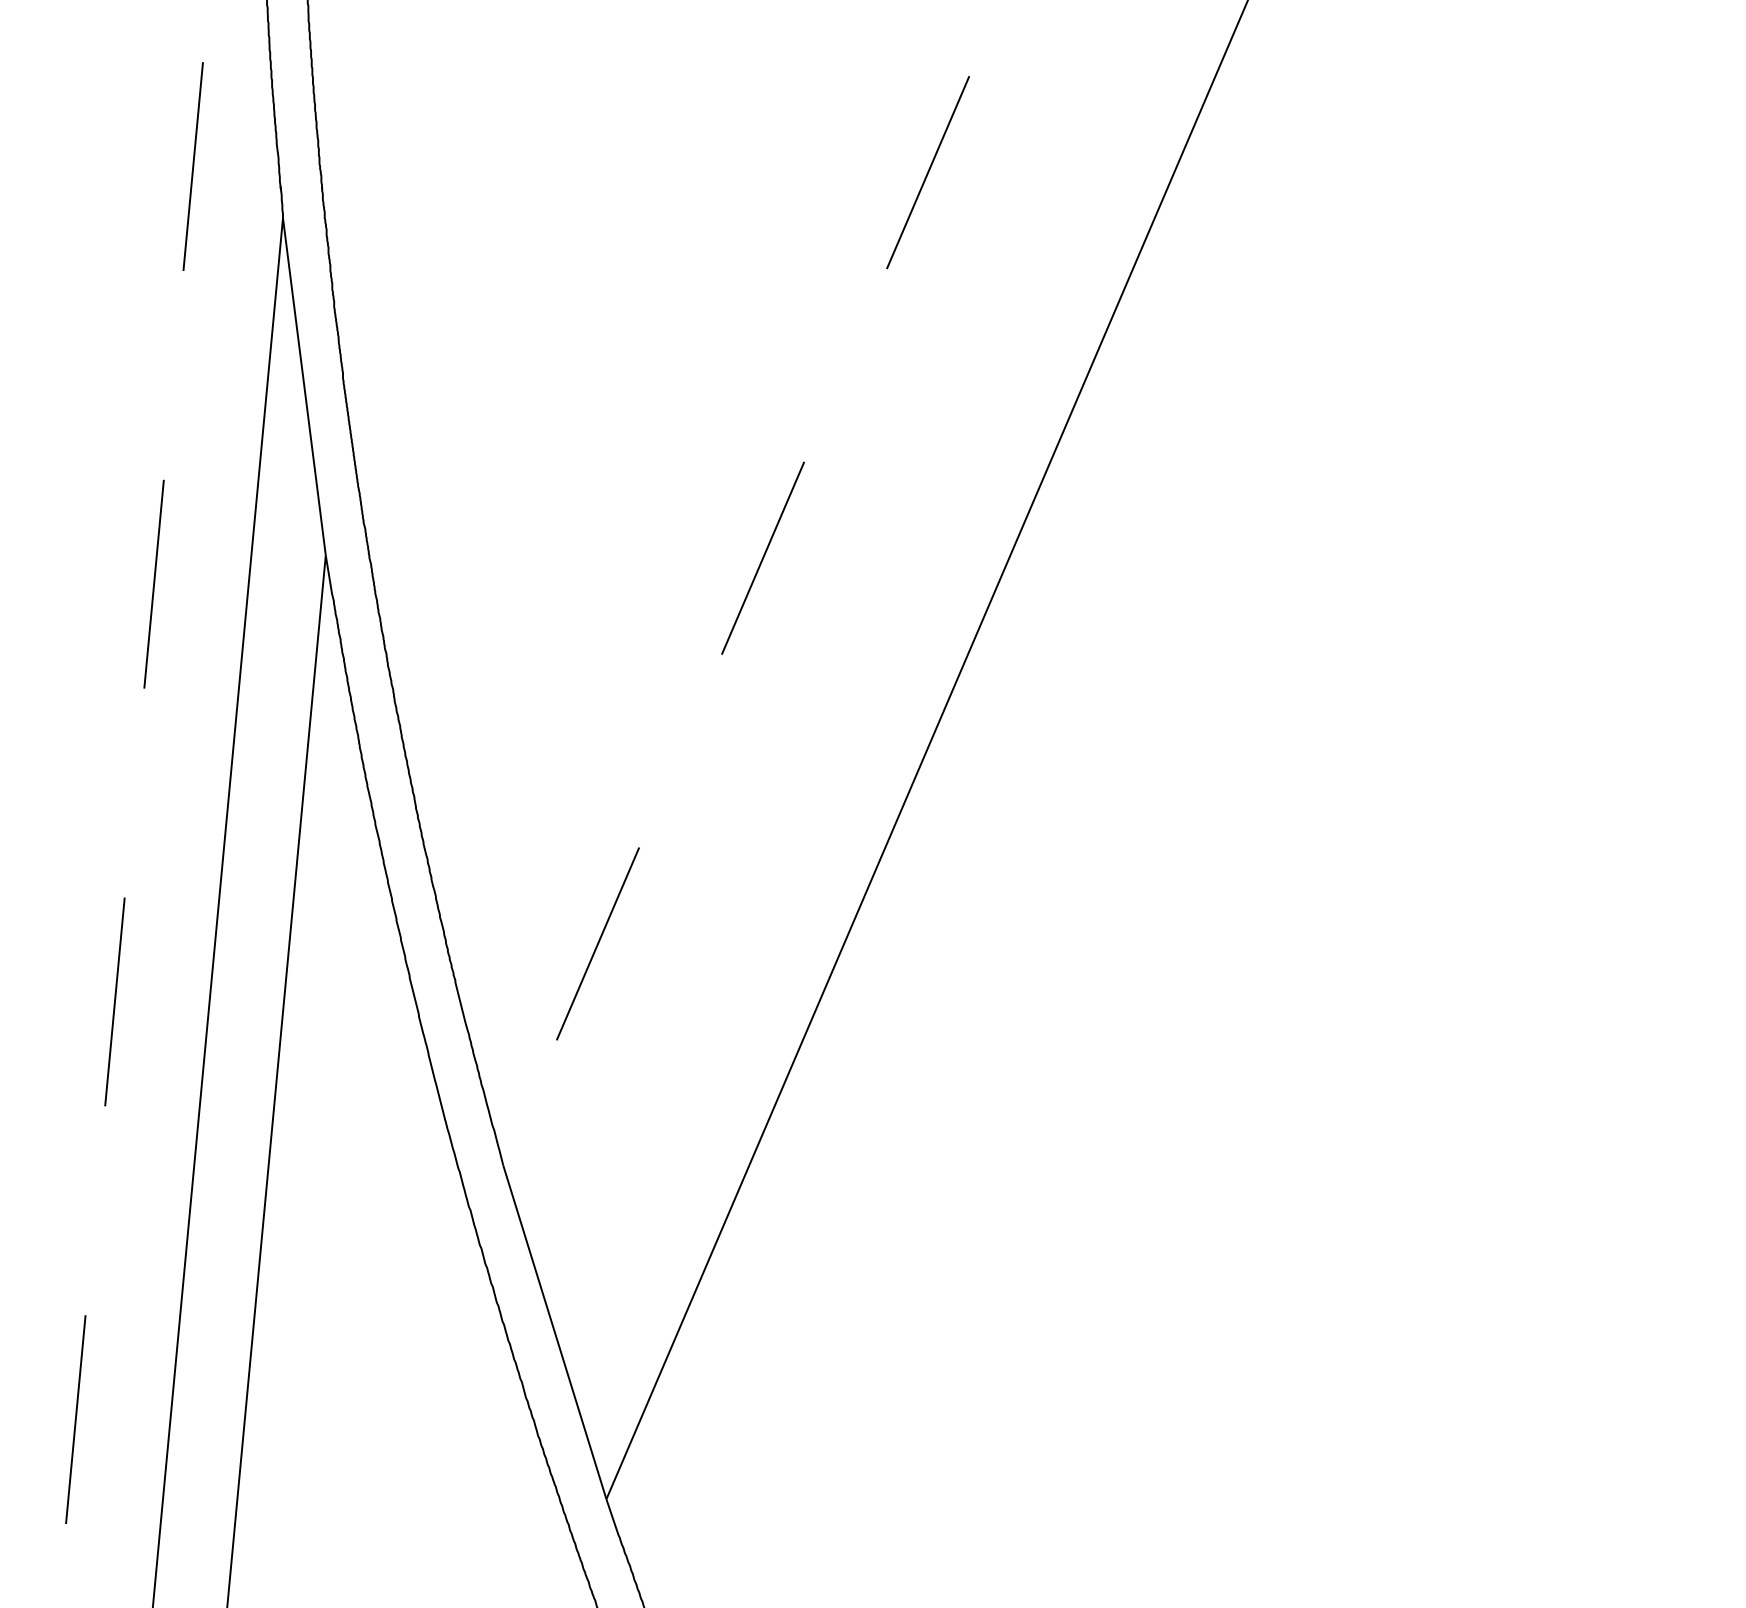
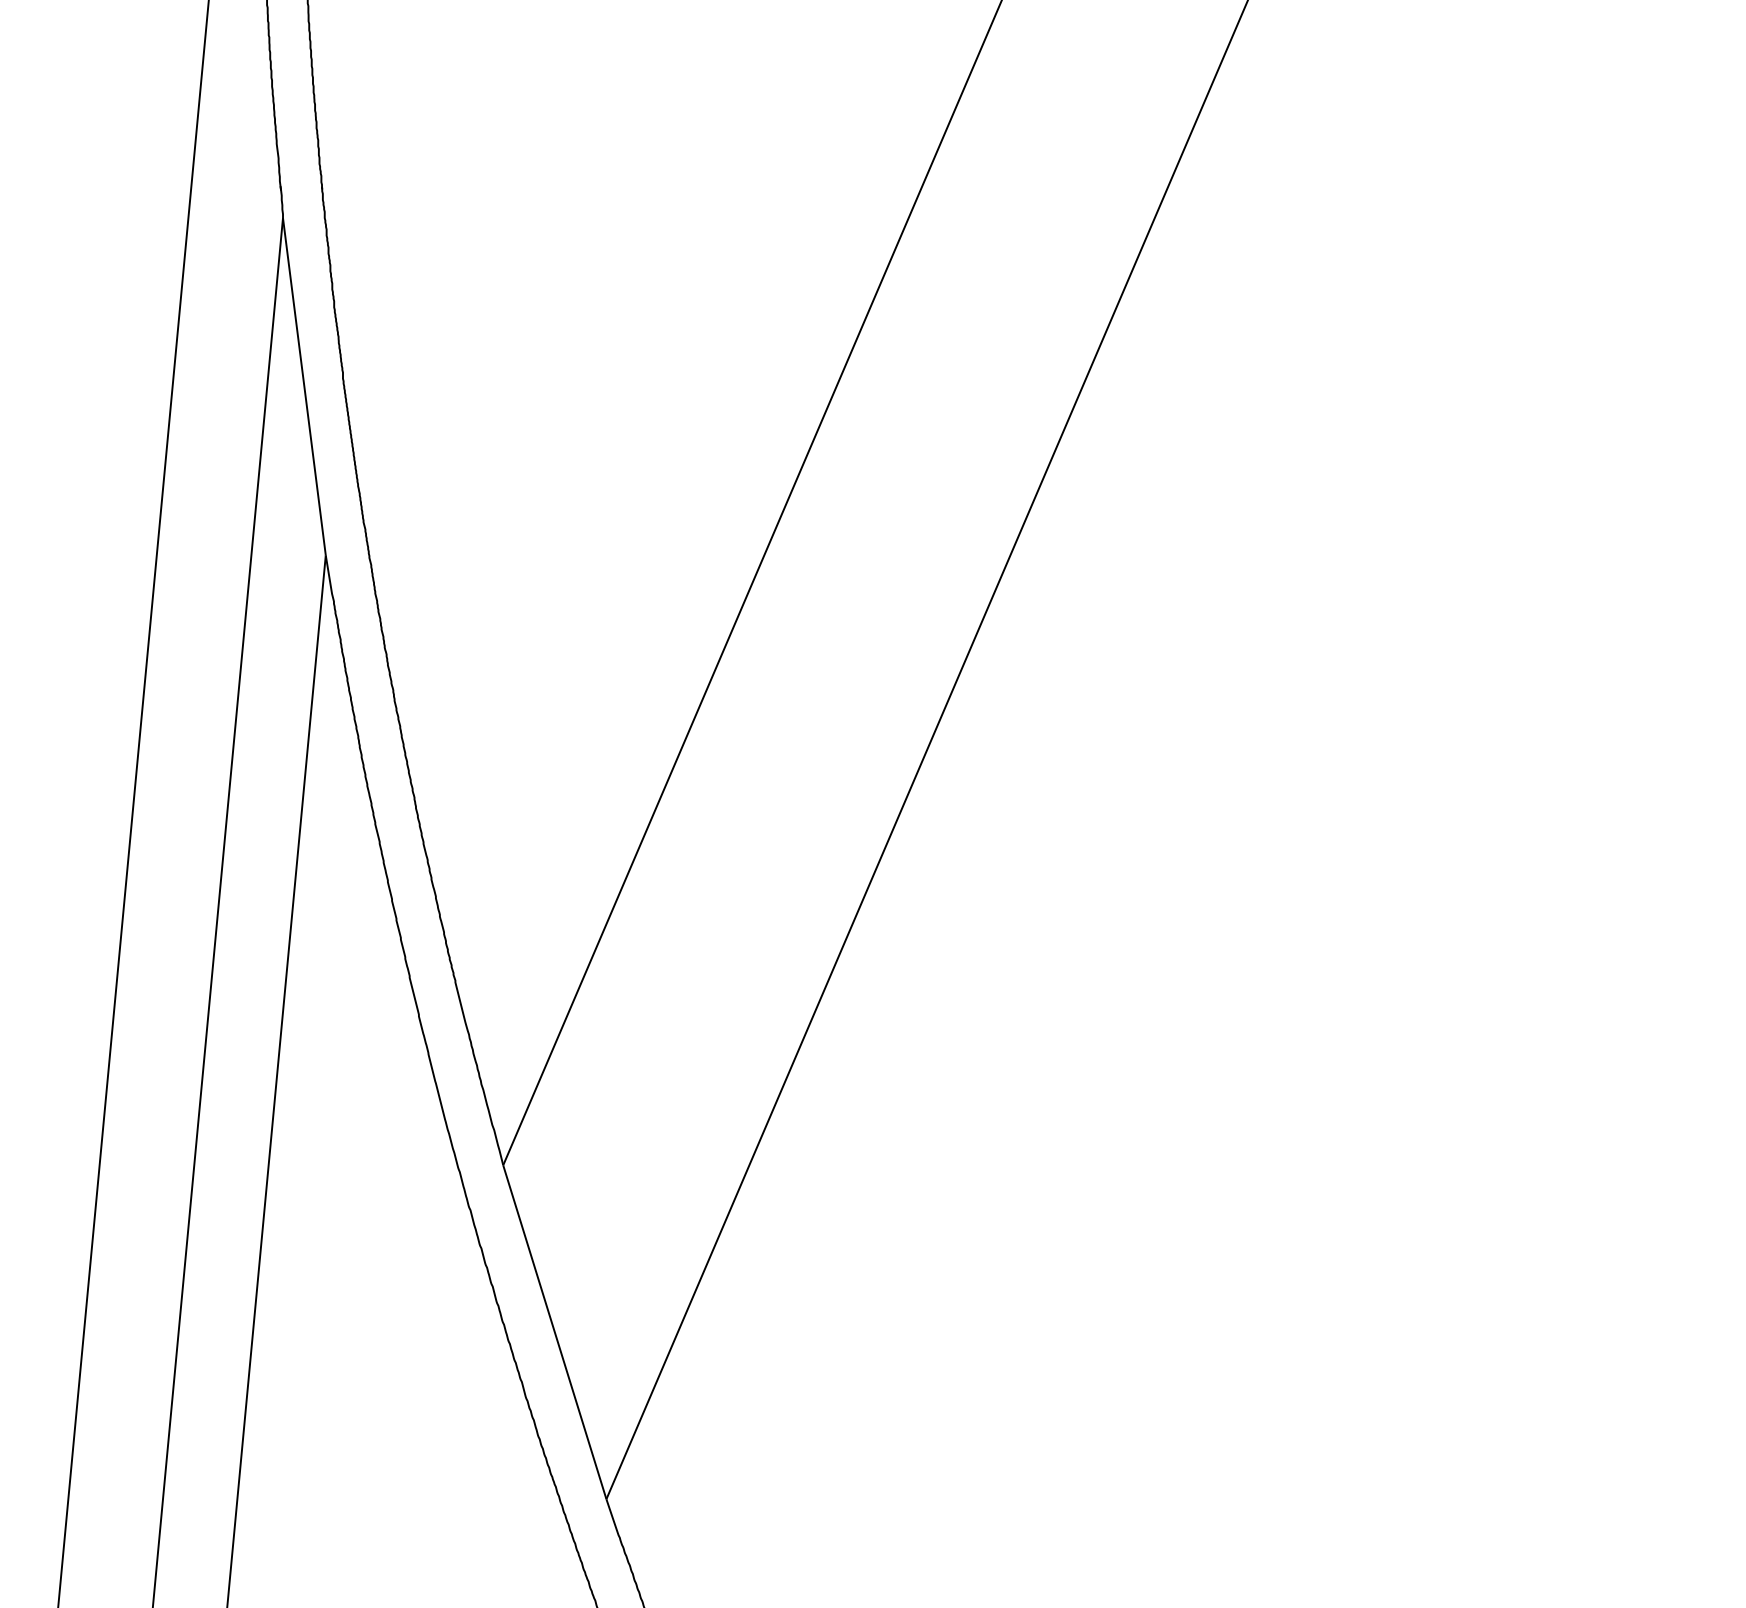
line: dashed -> solid (752, 583)
line: dashed -> solid (133, 803)
